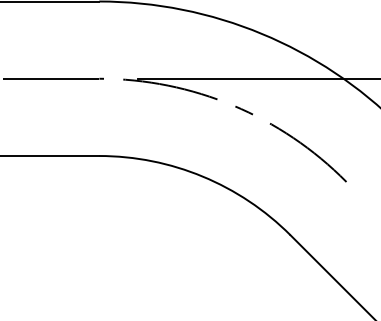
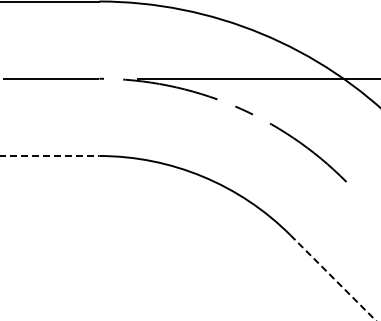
line: solid -> dashed (50, 156)
line: solid -> dashed (333, 278)
